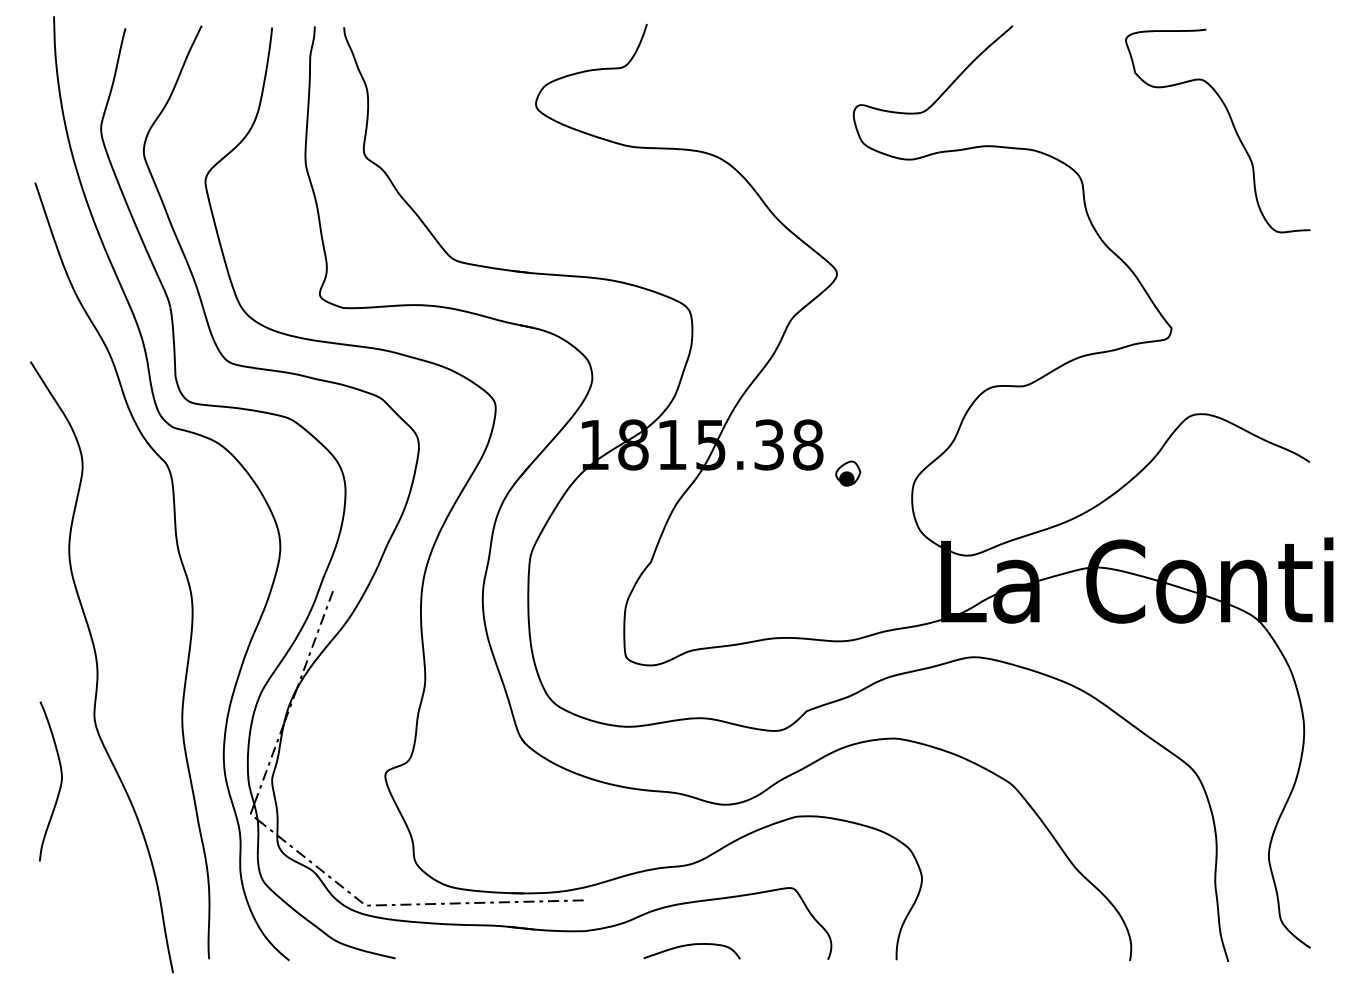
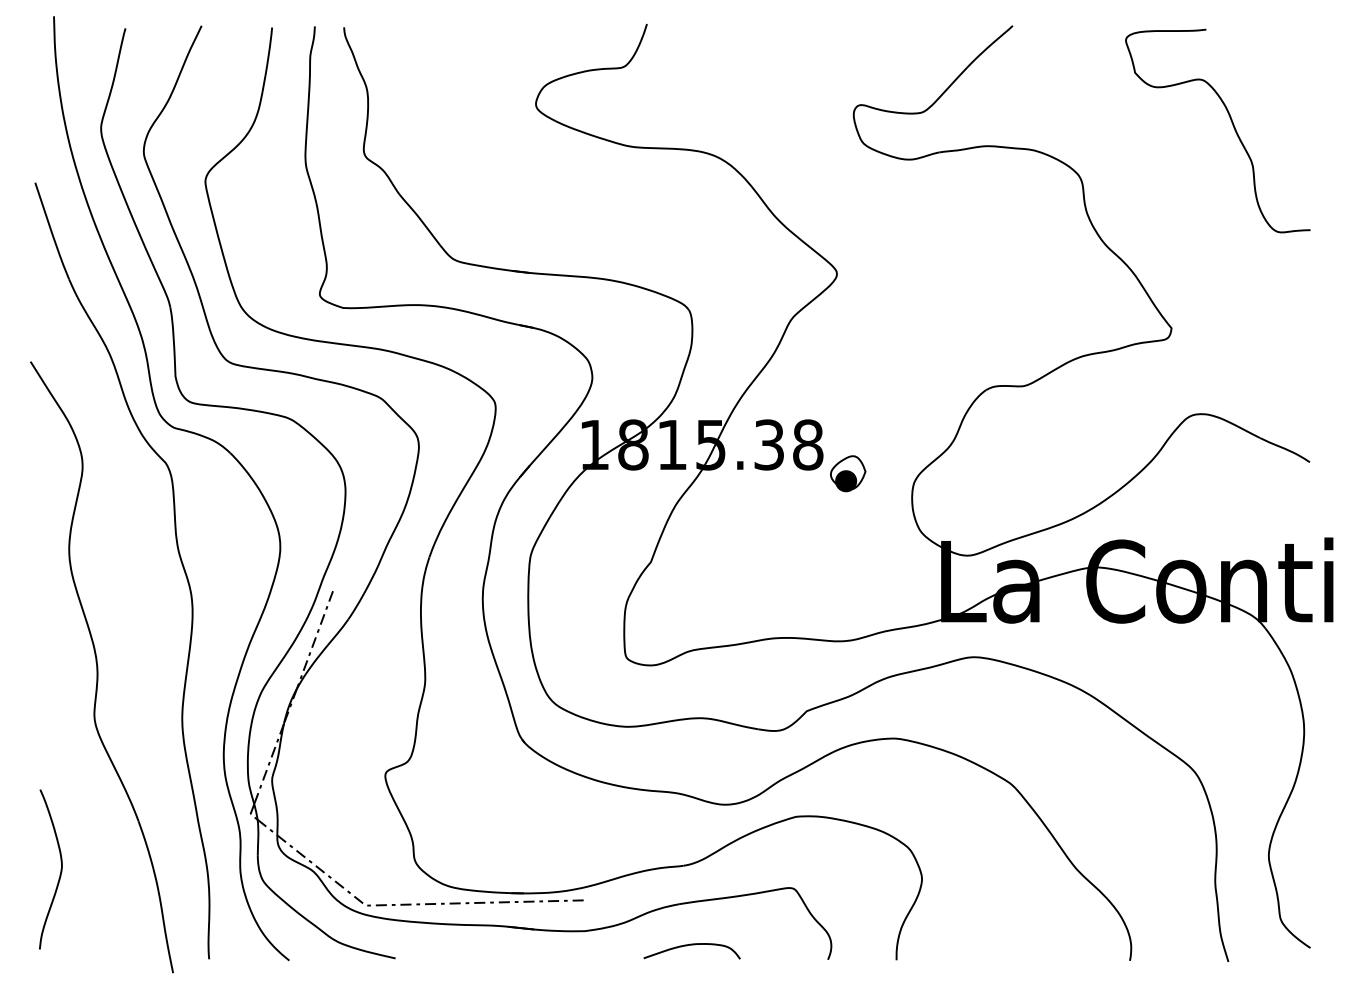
part size: 27x27 px -> 37x38 px (848, 473)
curve position: (60, 781) -> (60, 869) (60, 869)
